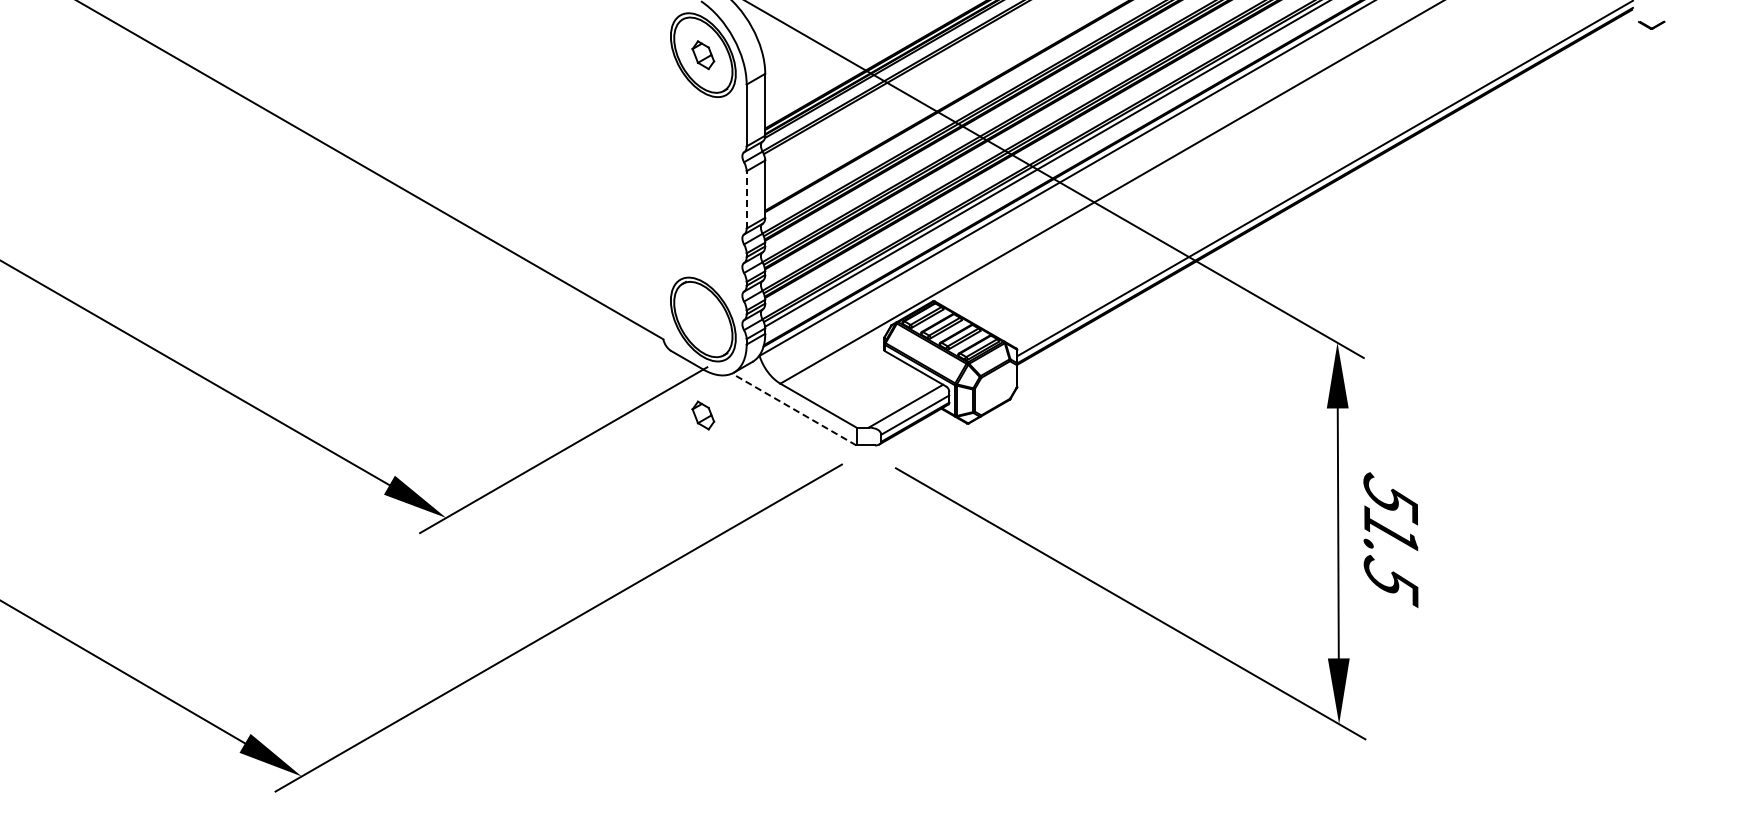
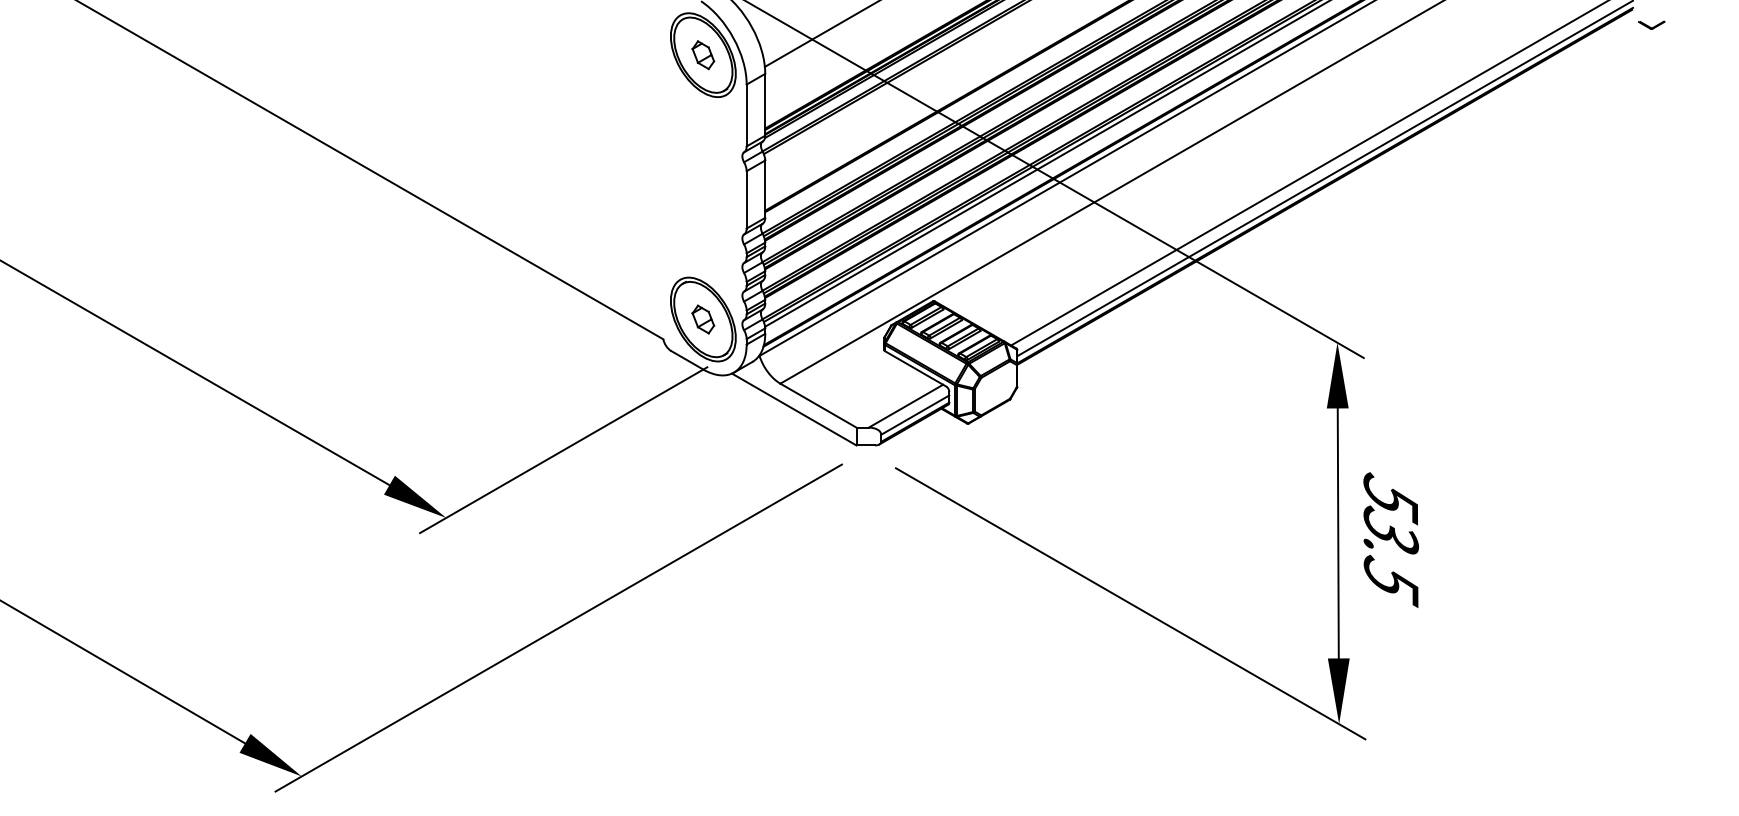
line: none -> present (820, 34)
line: none -> present (1308, 173)
line: dashed -> solid (746, 199)
line: dashed -> solid (794, 409)
part position: (703, 415) -> (703, 319) (703, 319)
text: 51.5 -> 53.5 (1390, 529)
